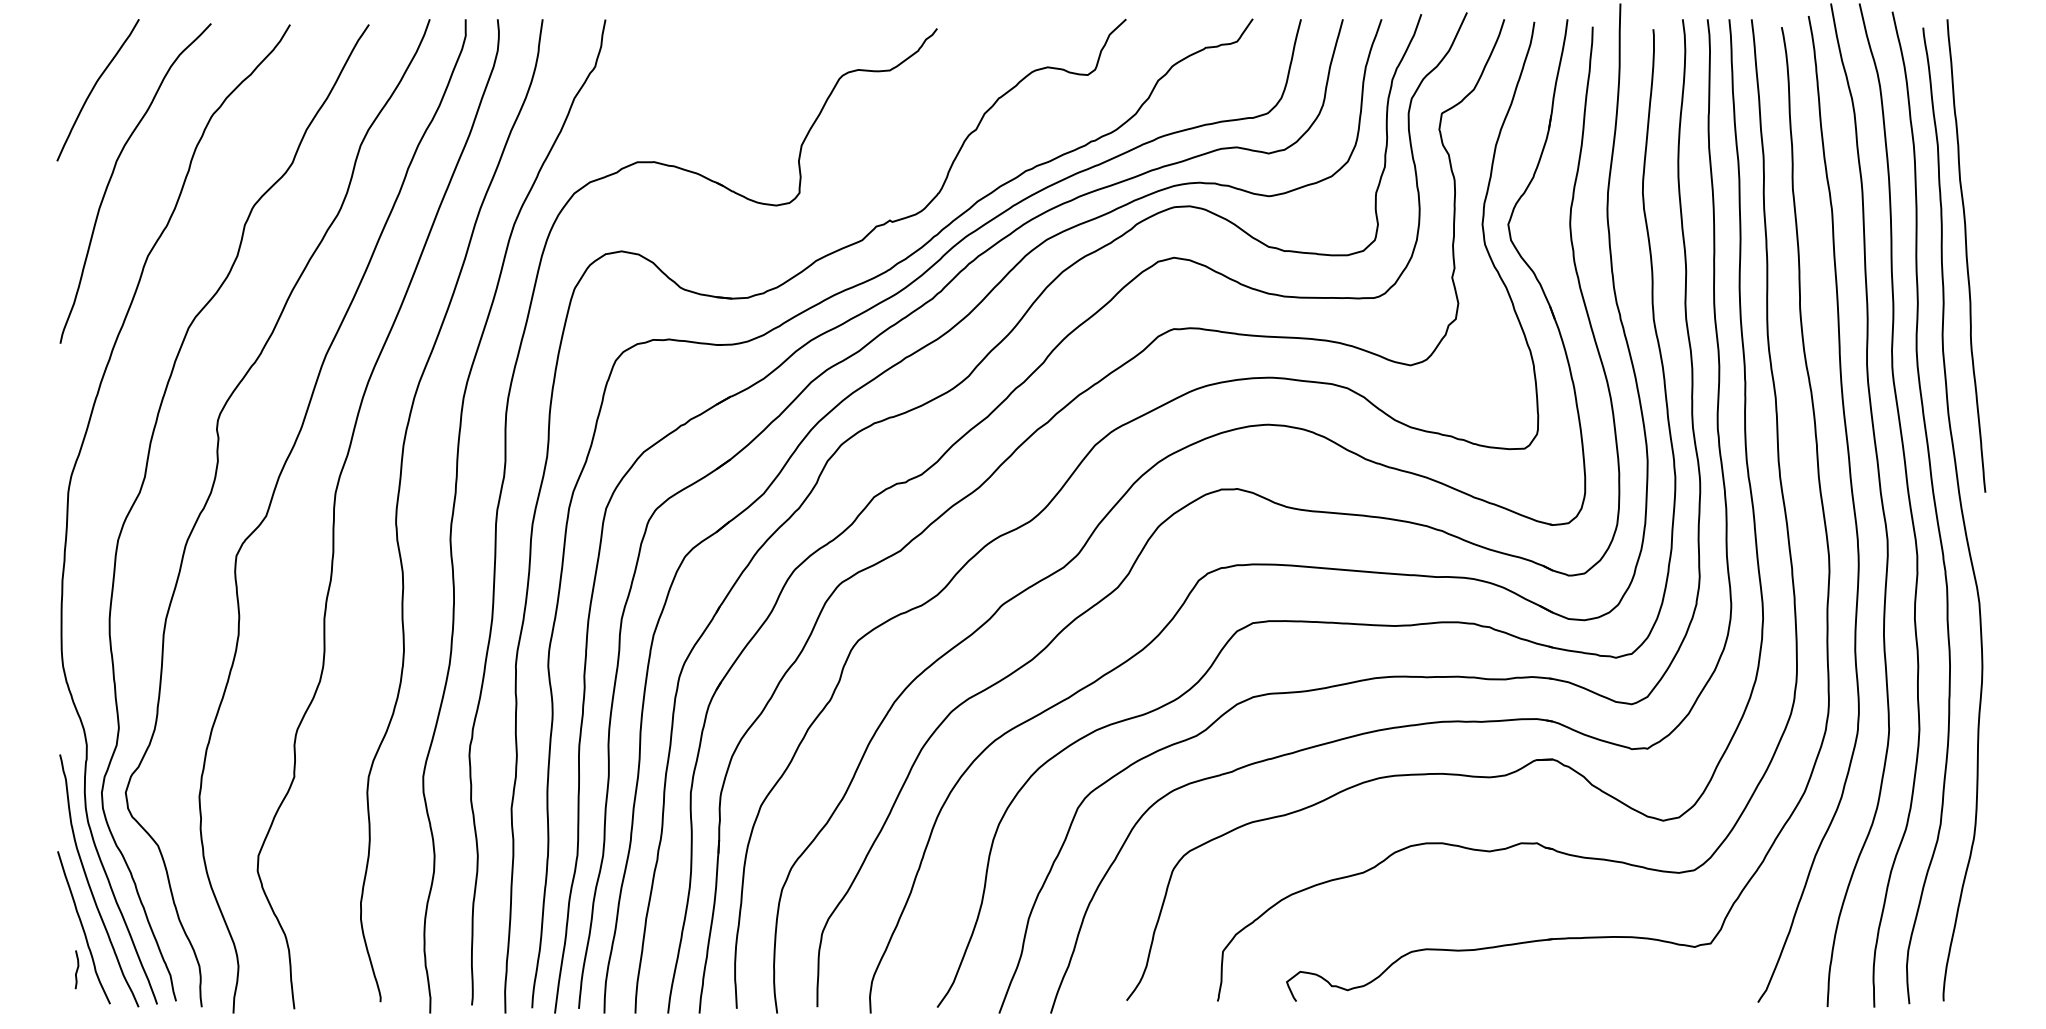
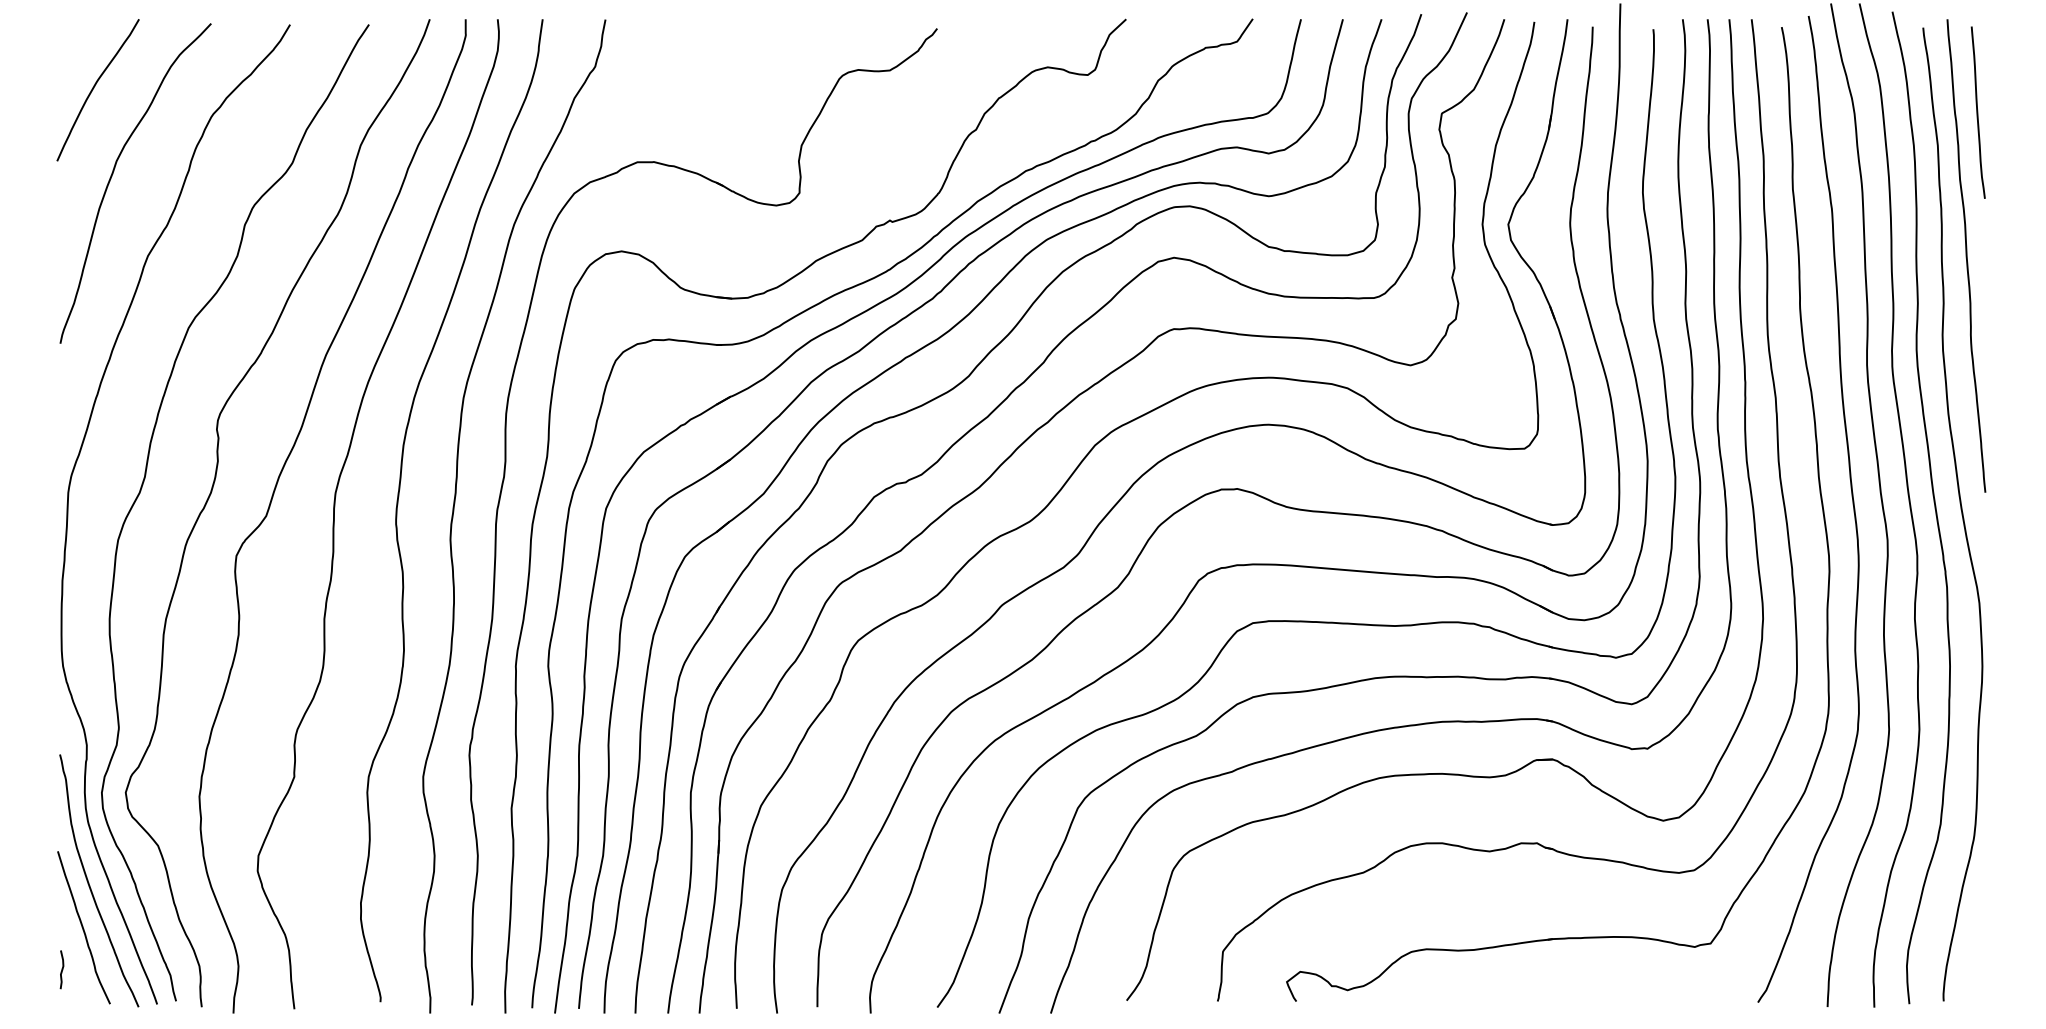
curve: none -> present (1977, 112)
curve position: (76, 969) -> (61, 969) (61, 969)
